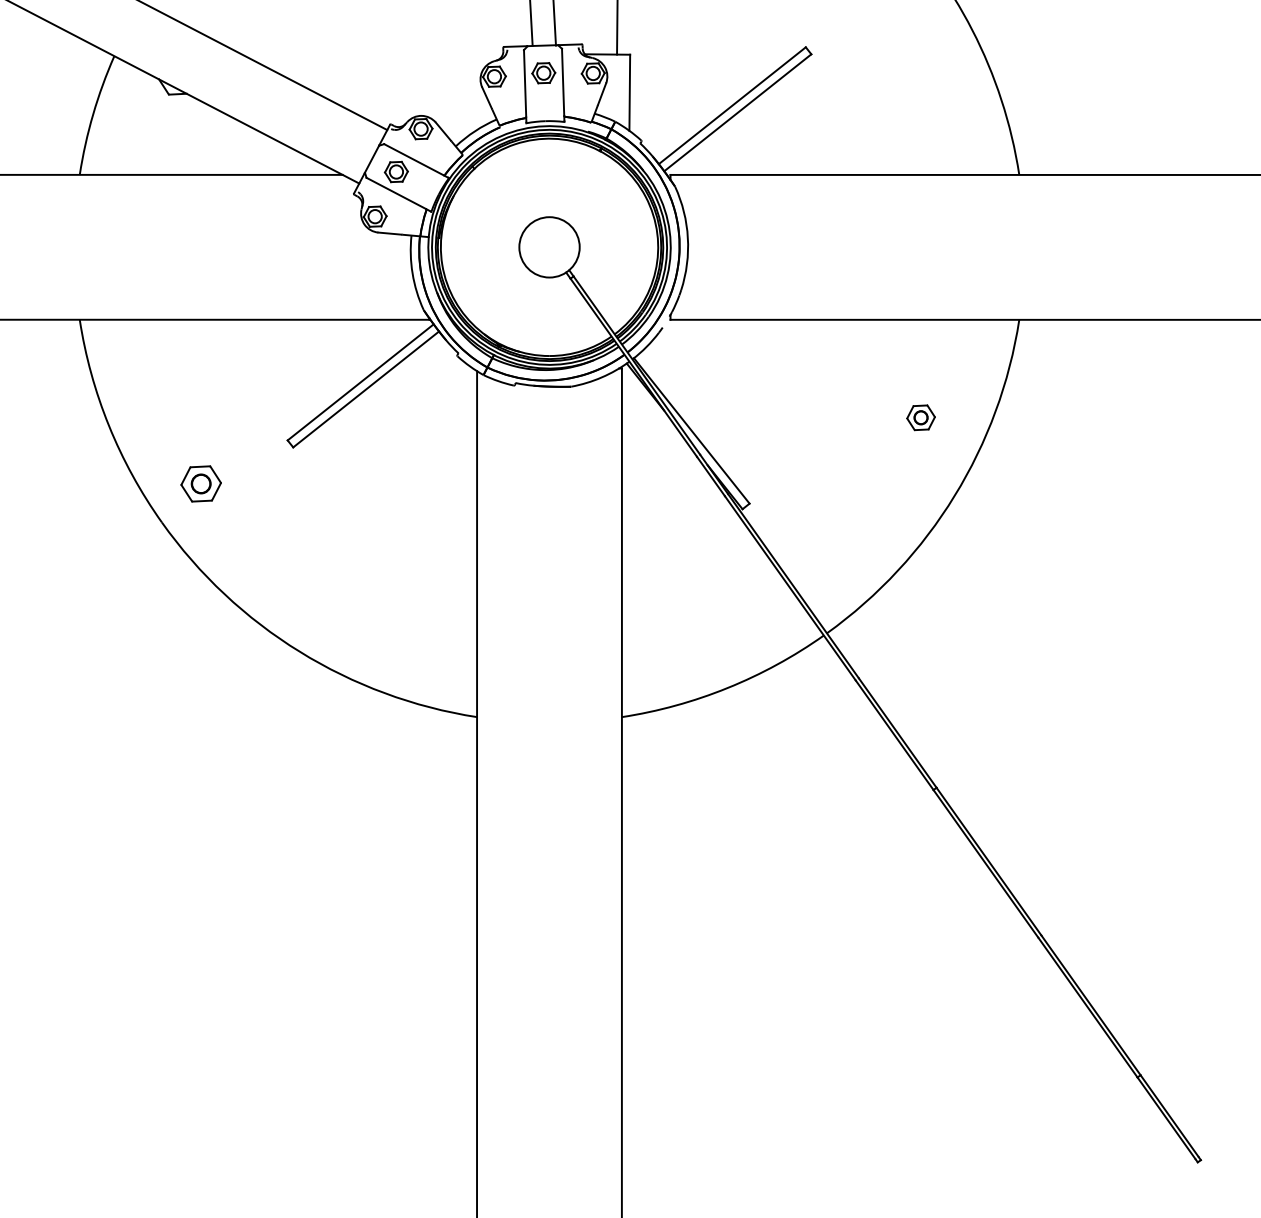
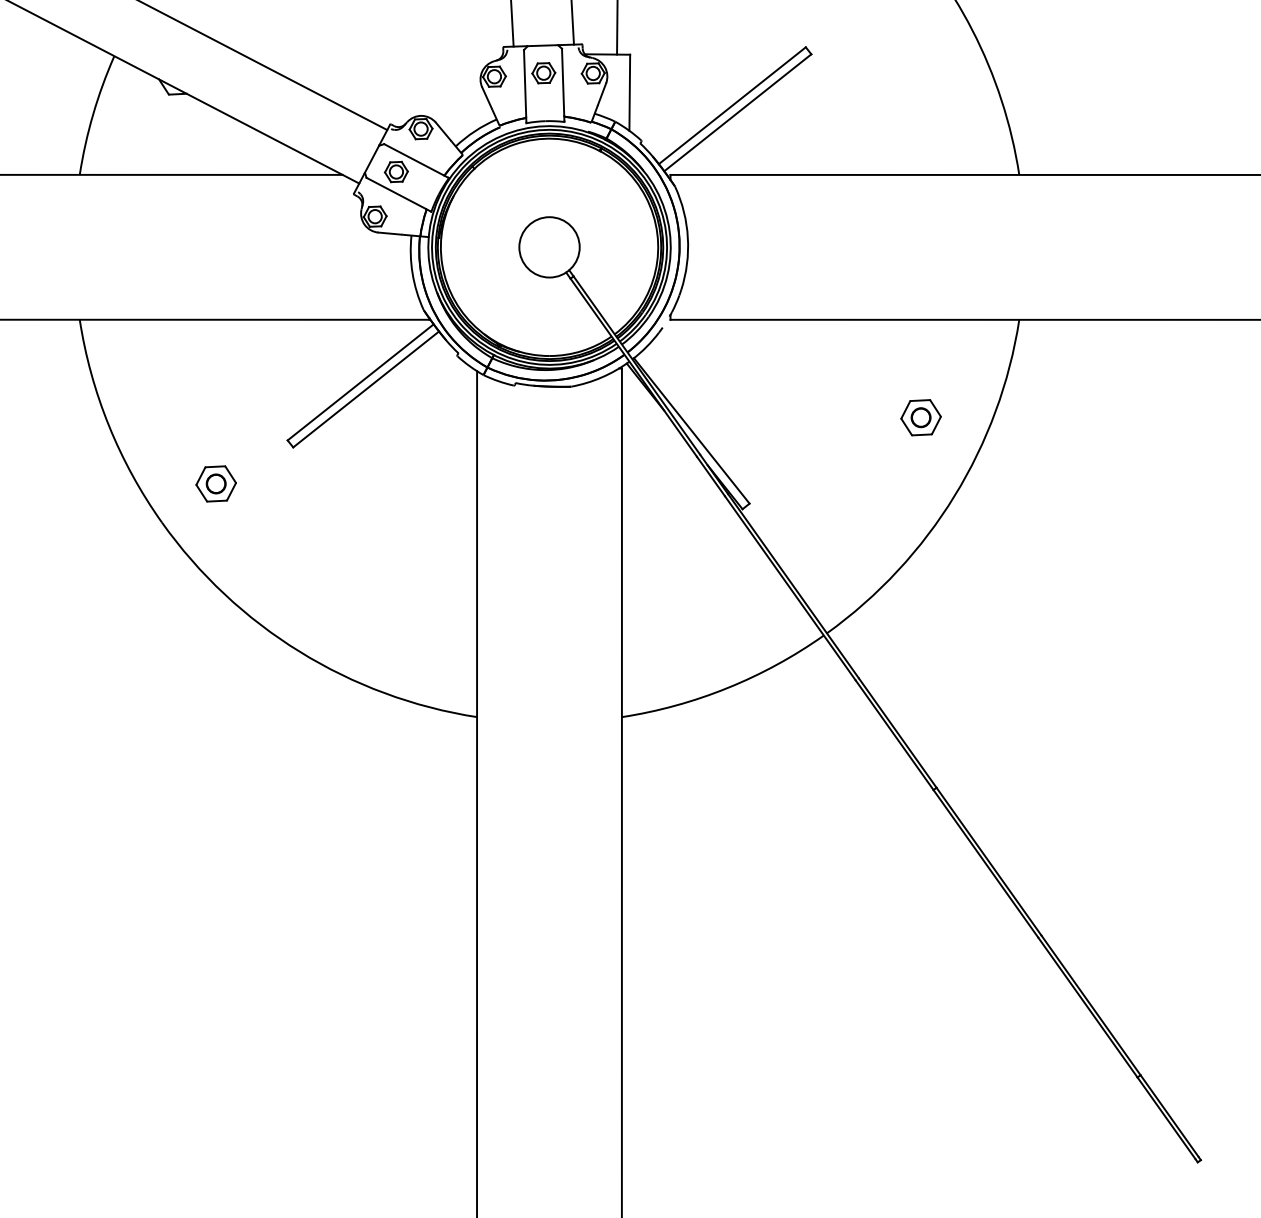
line position: (531, 23) -> (512, 24) (512, 24)
line position: (554, 23) -> (572, 23) (572, 23)
part size: 30x28 px -> 42x38 px (920, 417)
part position: (200, 483) -> (215, 483) (215, 483)
